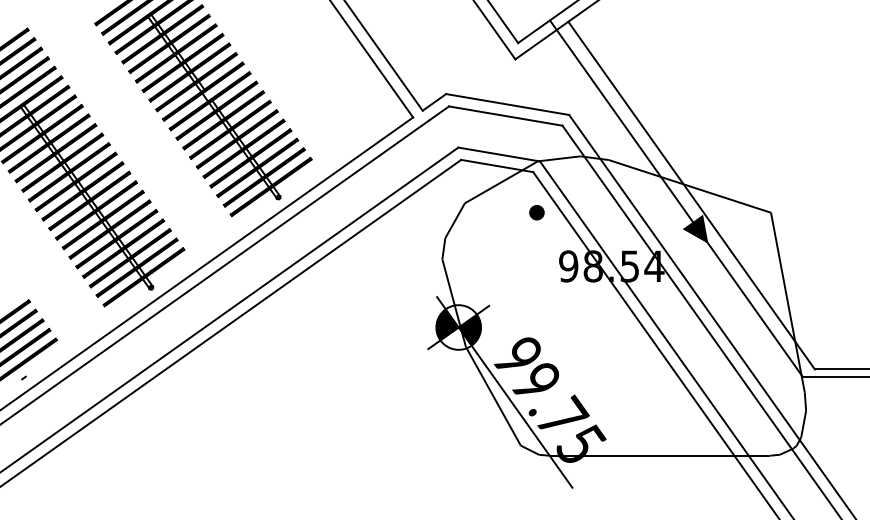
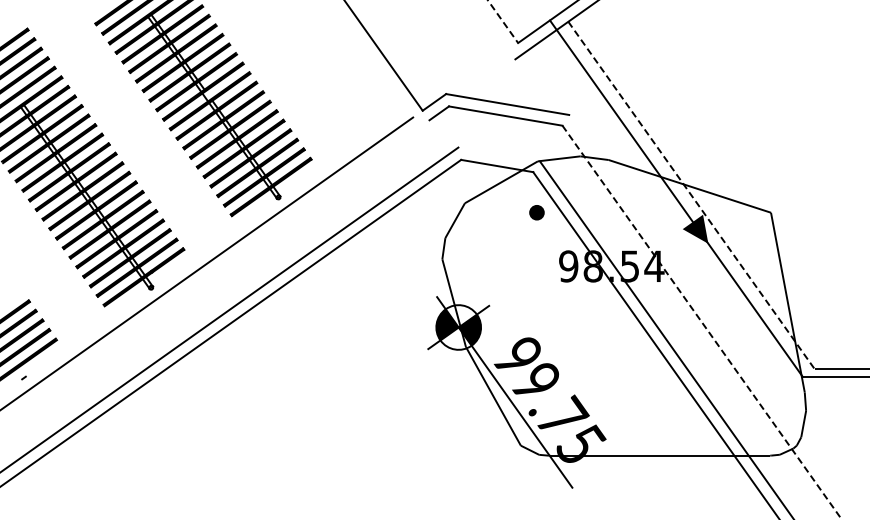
line: solid -> dashed (503, 21)
line: present -> none (494, 30)
line: present -> none (372, 59)
line: present -> none (499, 154)
line: solid -> dashed (691, 196)
line: present -> none (215, 271)
line: present -> none (711, 315)
line: solid -> dashed (702, 323)
